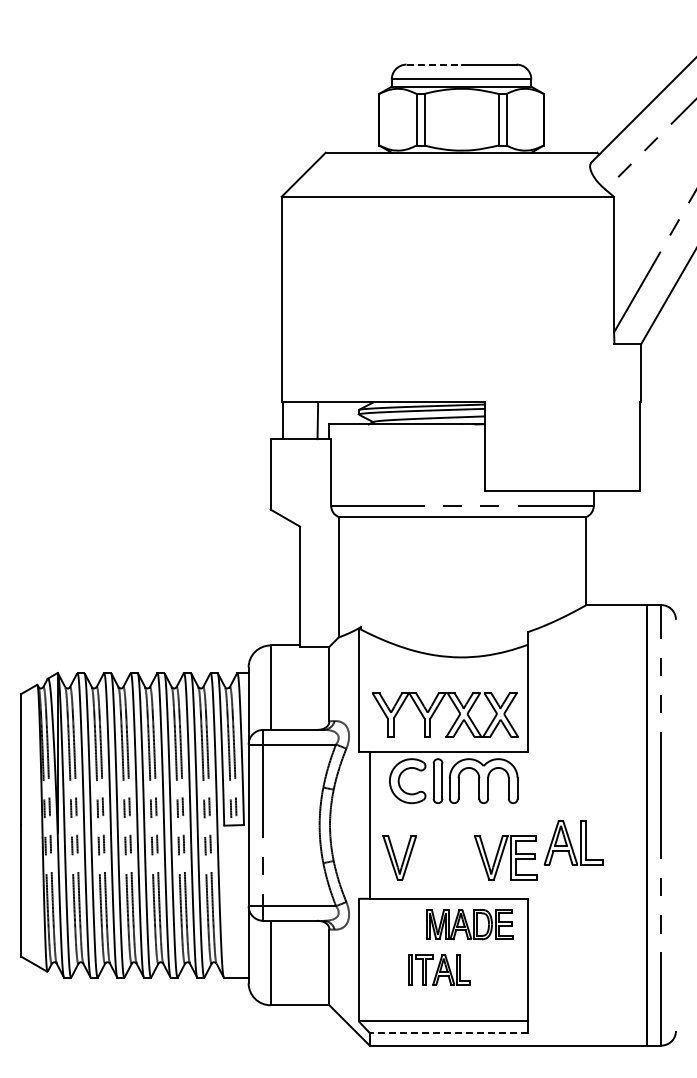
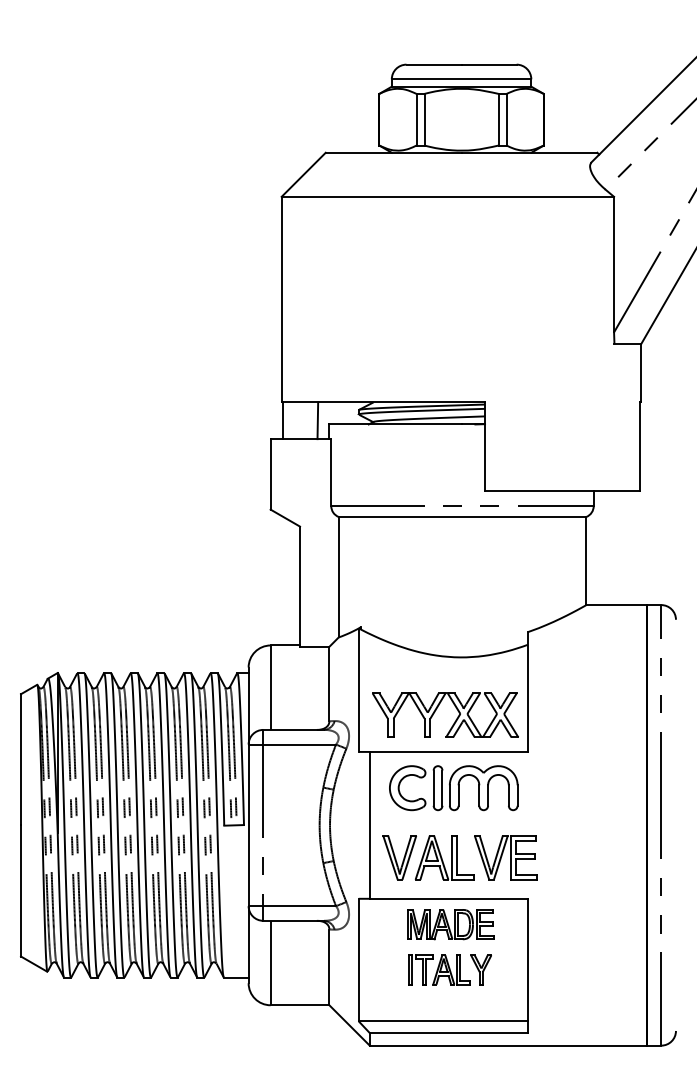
line: dashed -> solid (434, 64)
part position: (453, 781) -> (453, 788) (453, 788)
part position: (573, 842) -> (444, 857) (444, 857)
part position: (469, 924) -> (450, 924) (450, 924)
part: none -> present (480, 969)
line: dashed -> solid (448, 1033)
